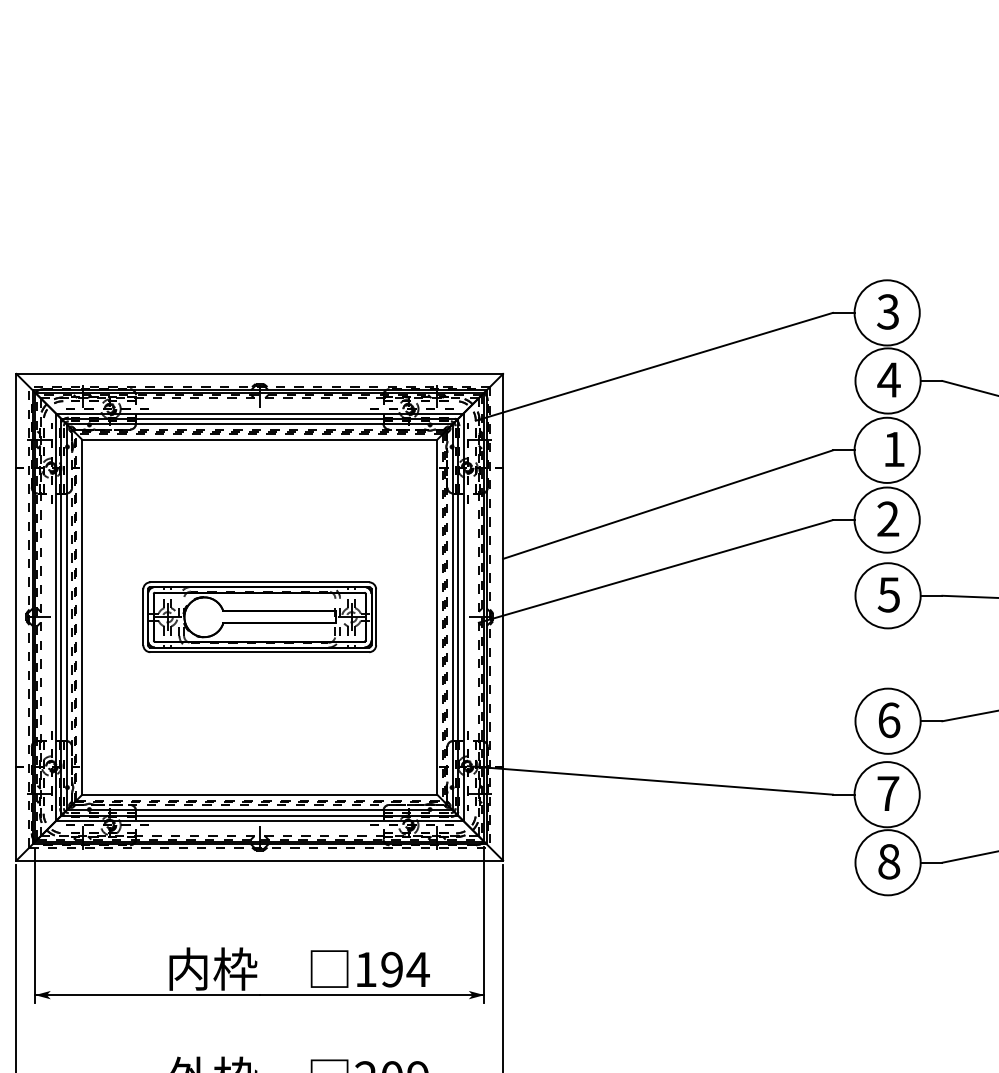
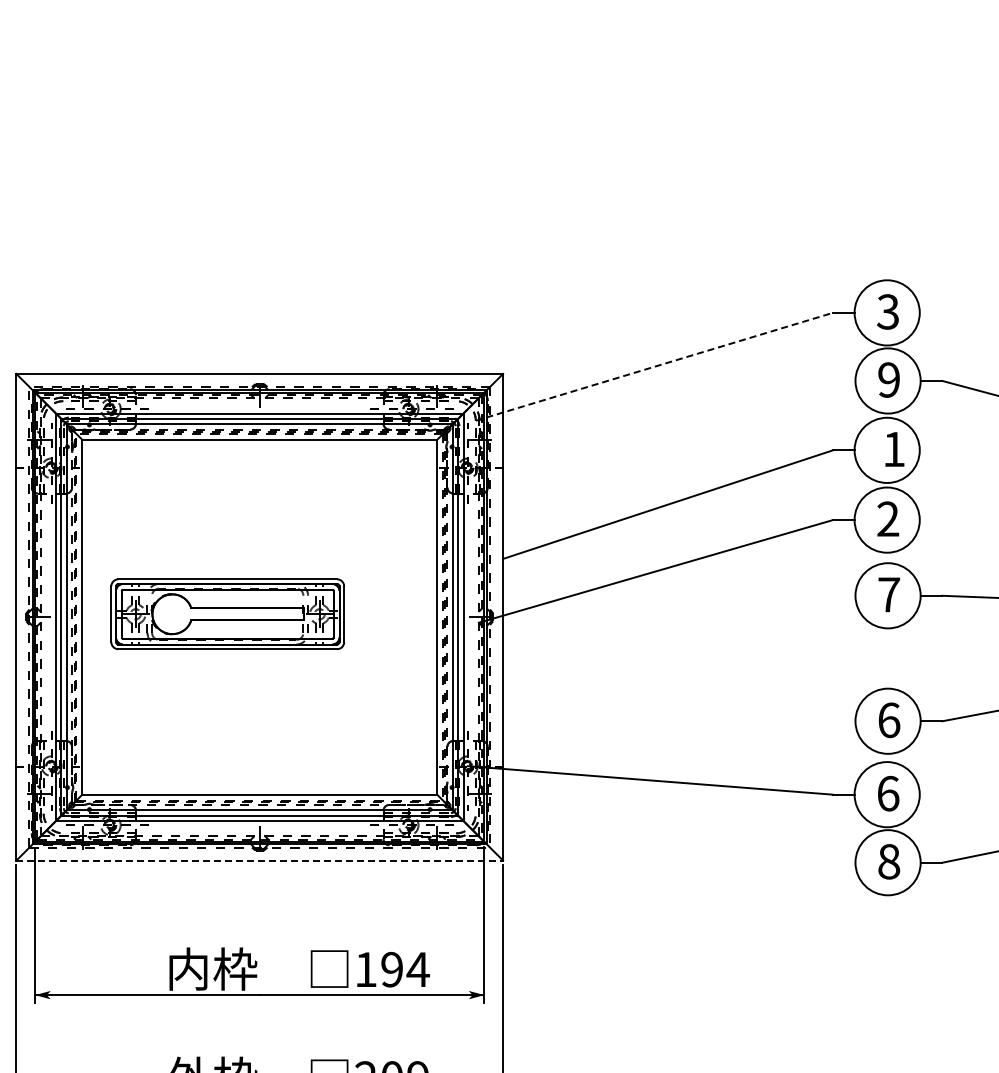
line: solid -> dashed (654, 366)
text: 4 -> 9 (888, 379)
text: 5 -> 7 (888, 594)
part position: (259, 616) -> (227, 613) (227, 613)
text: 7 -> 6 (888, 793)
line: solid -> dashed (260, 860)
